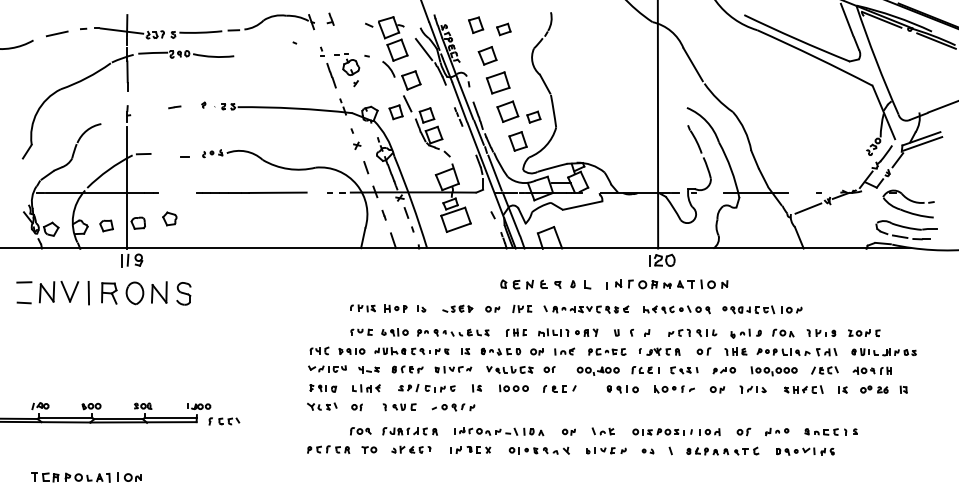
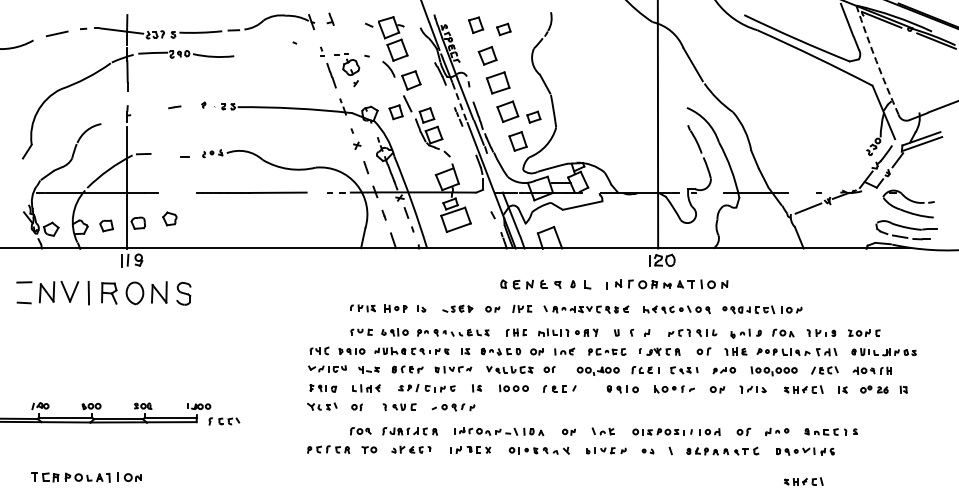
line: present -> none (423, 49)
arc: solid -> dashed (876, 60)
line: solid -> dashed (459, 102)
line: present -> none (494, 172)
part: none -> present (803, 481)
